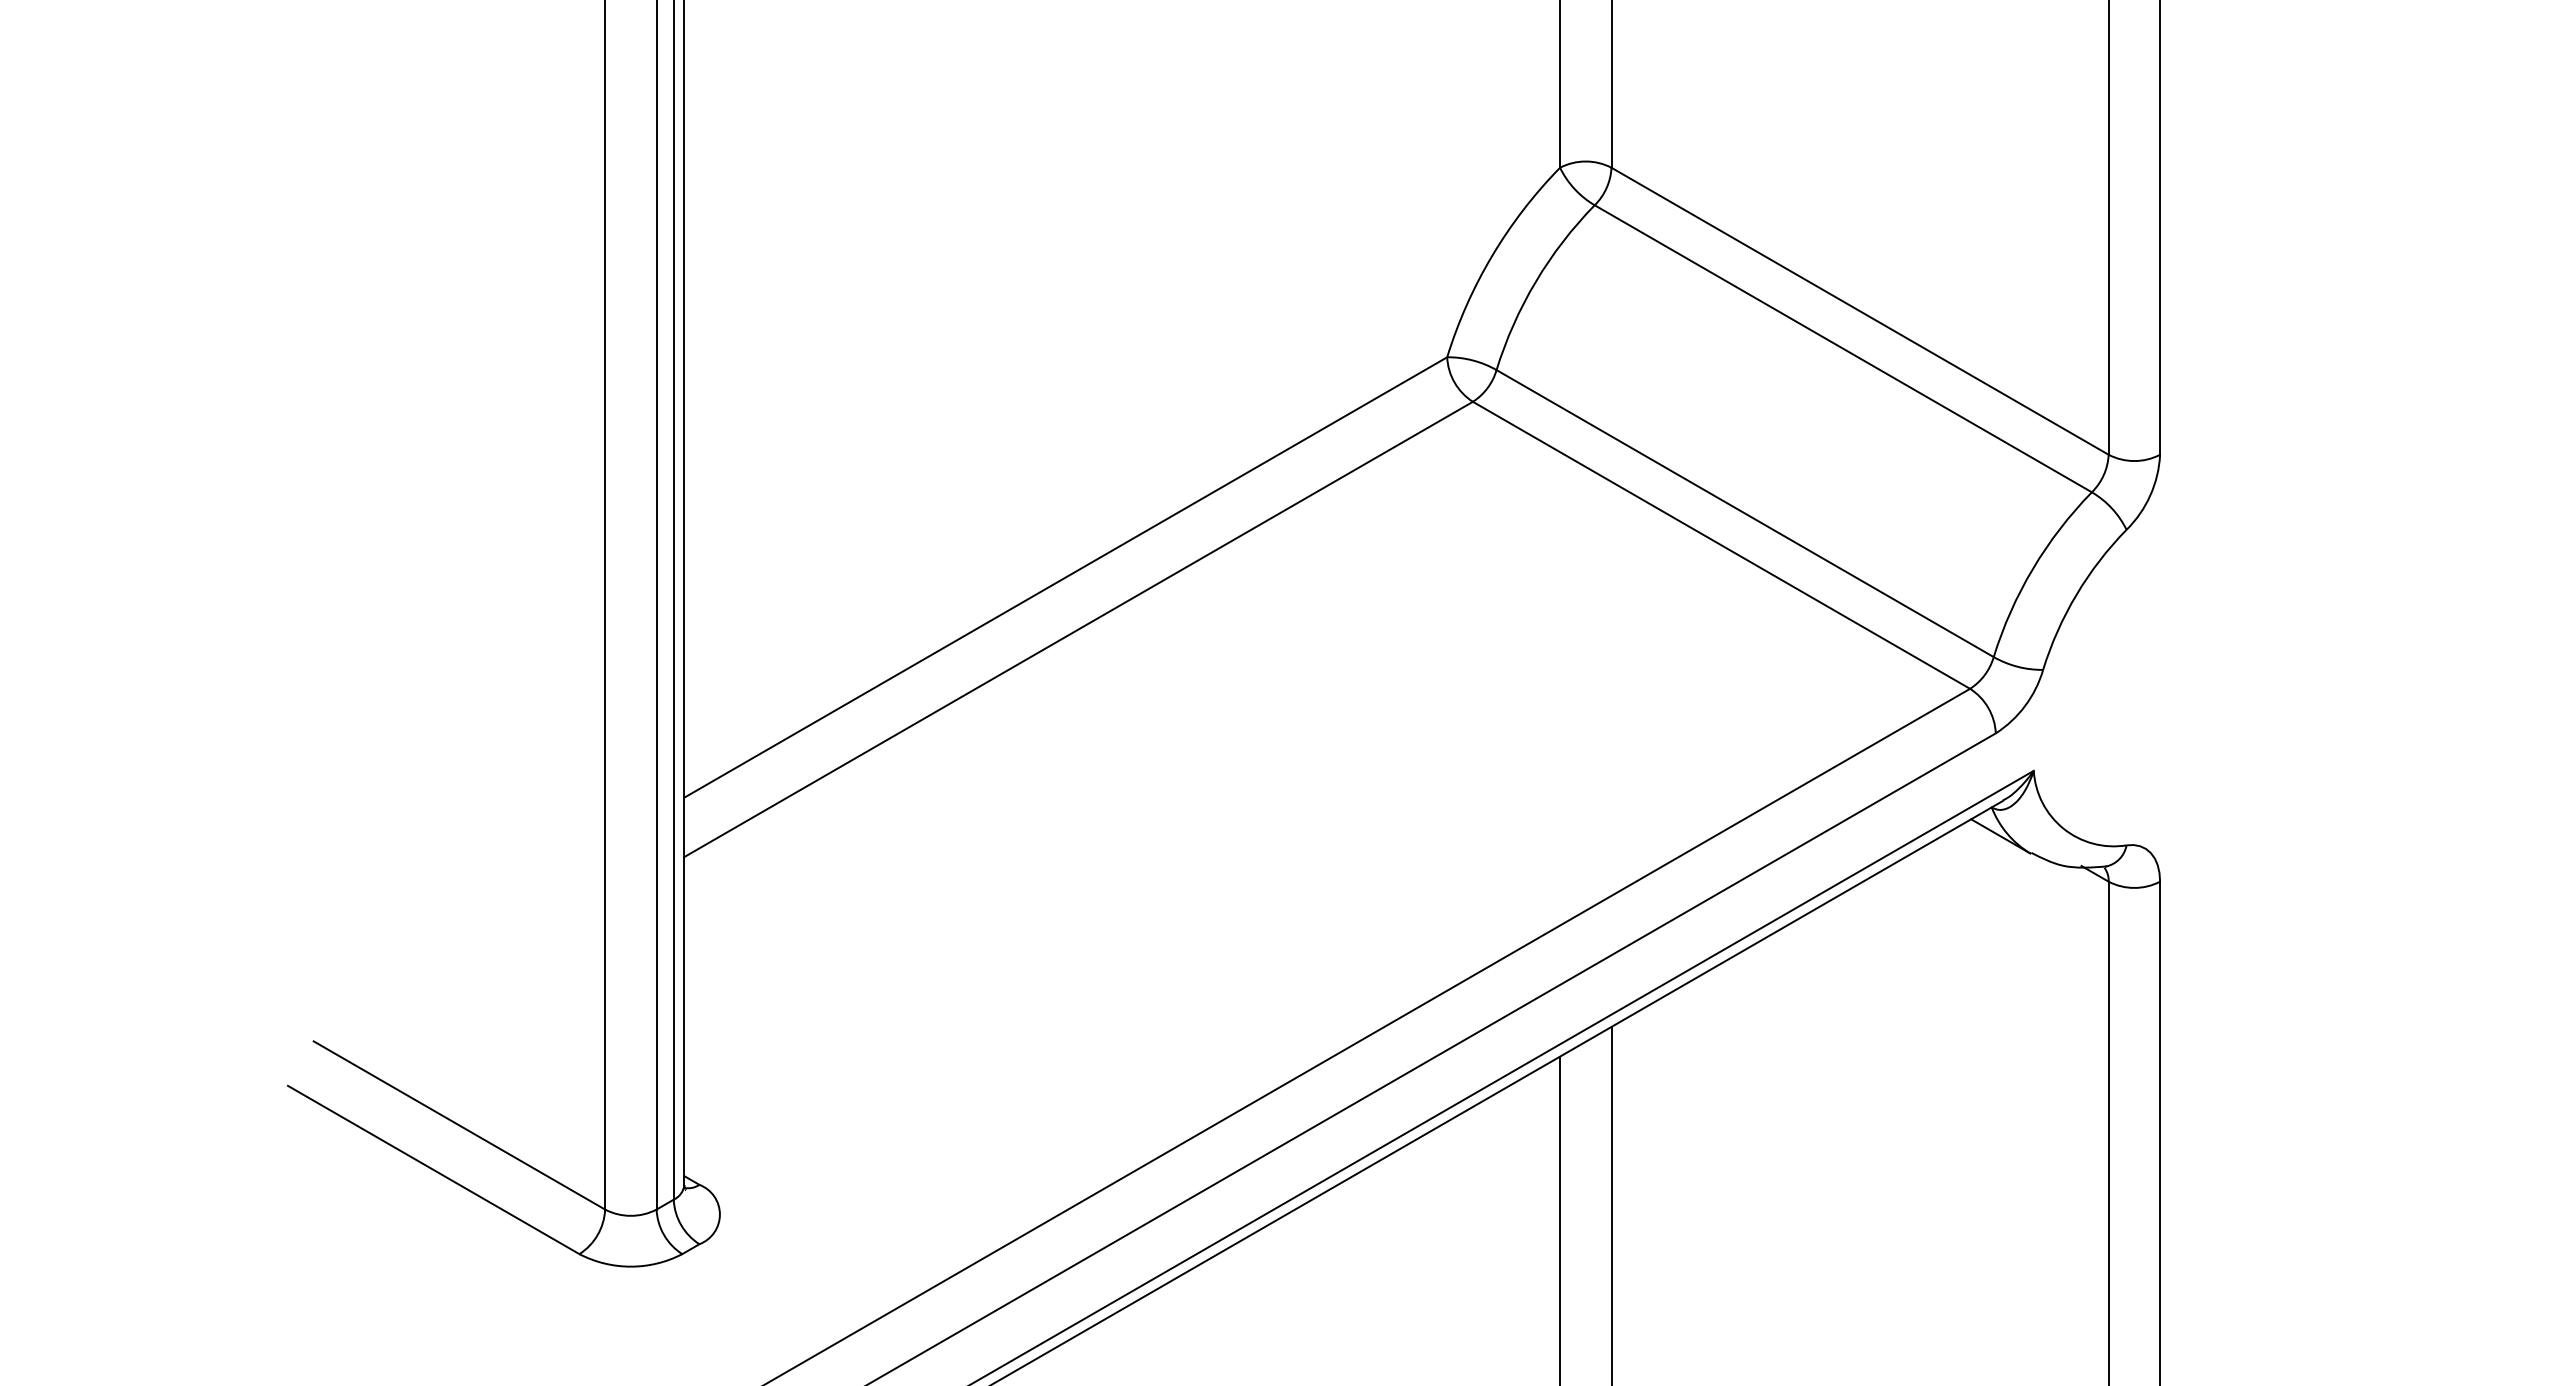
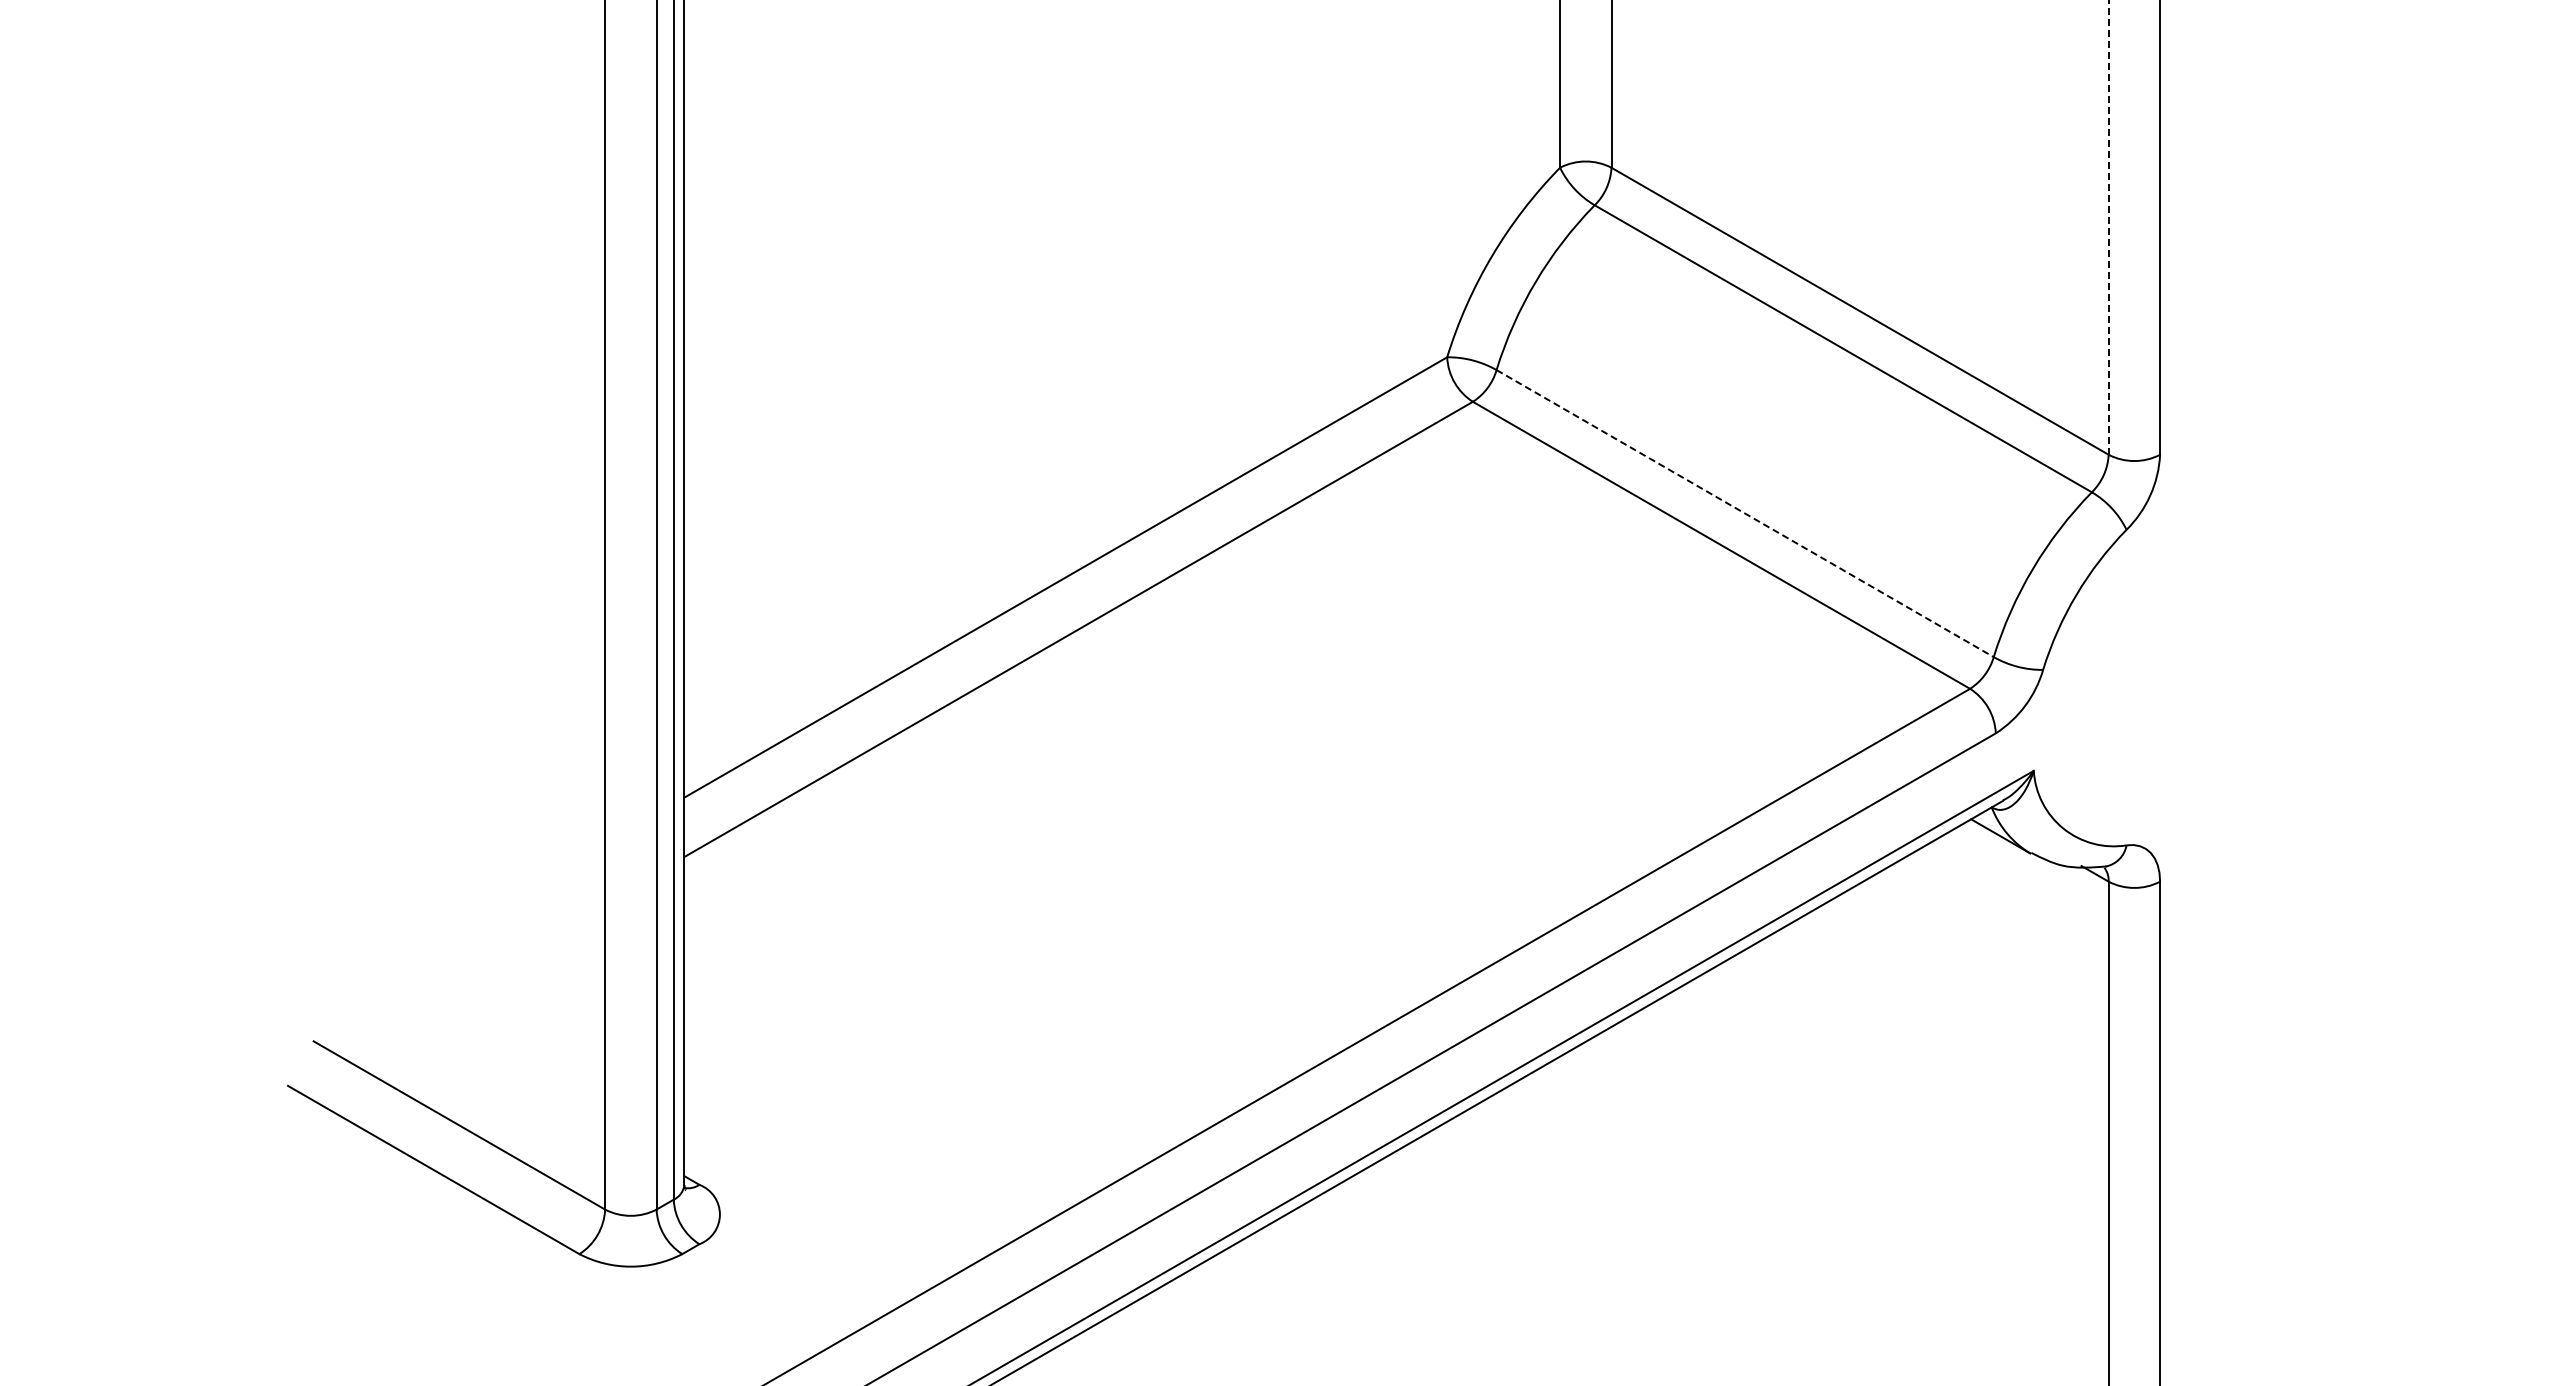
line: solid -> dashed (2108, 227)
line: solid -> dashed (1745, 513)
line: present -> none (1611, 1204)
line: present -> none (1560, 1219)
